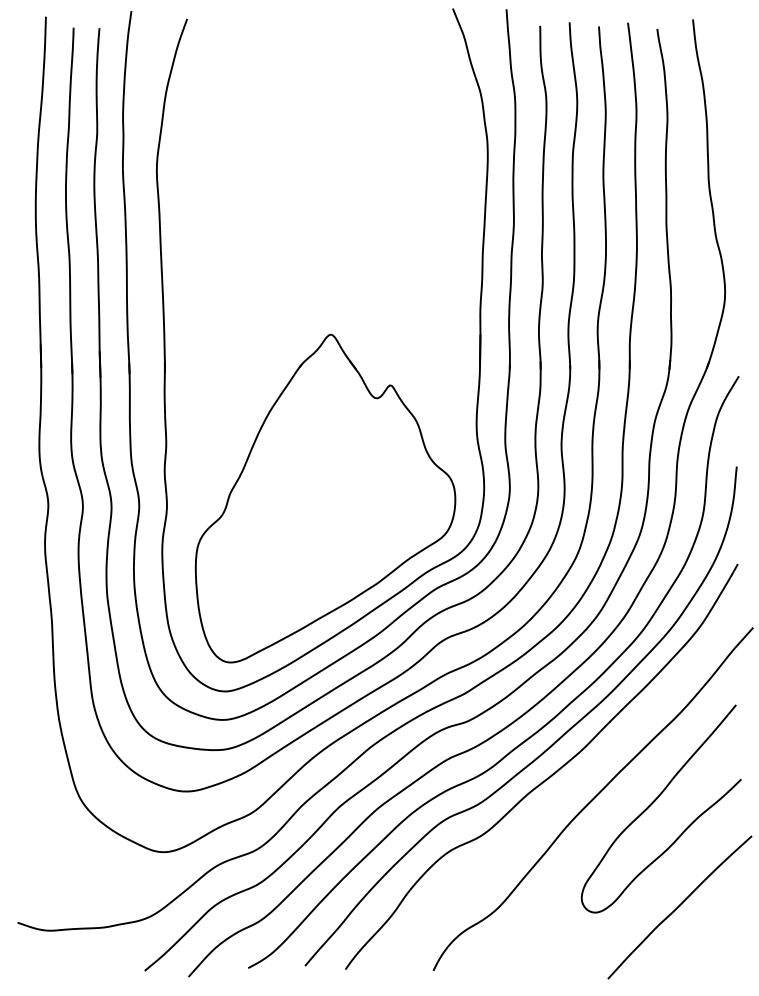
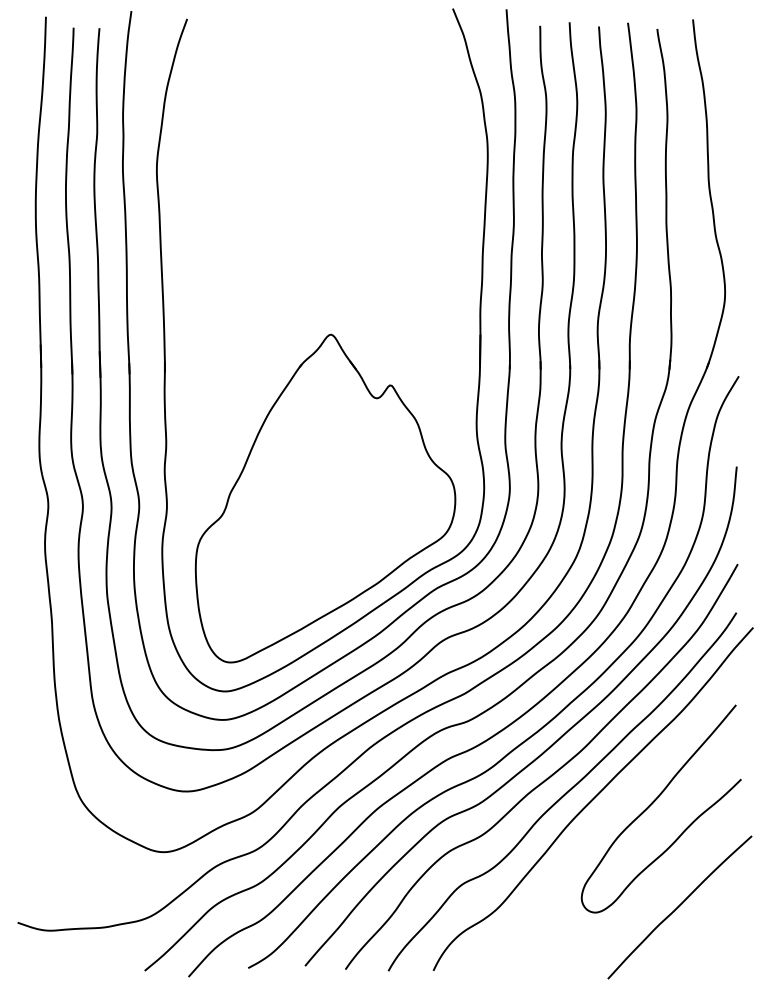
curve: none -> present (564, 793)
